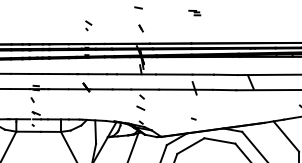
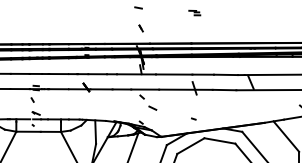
part: present -> none (88, 25)
line position: (140, 107) -> (152, 107) (152, 107)
